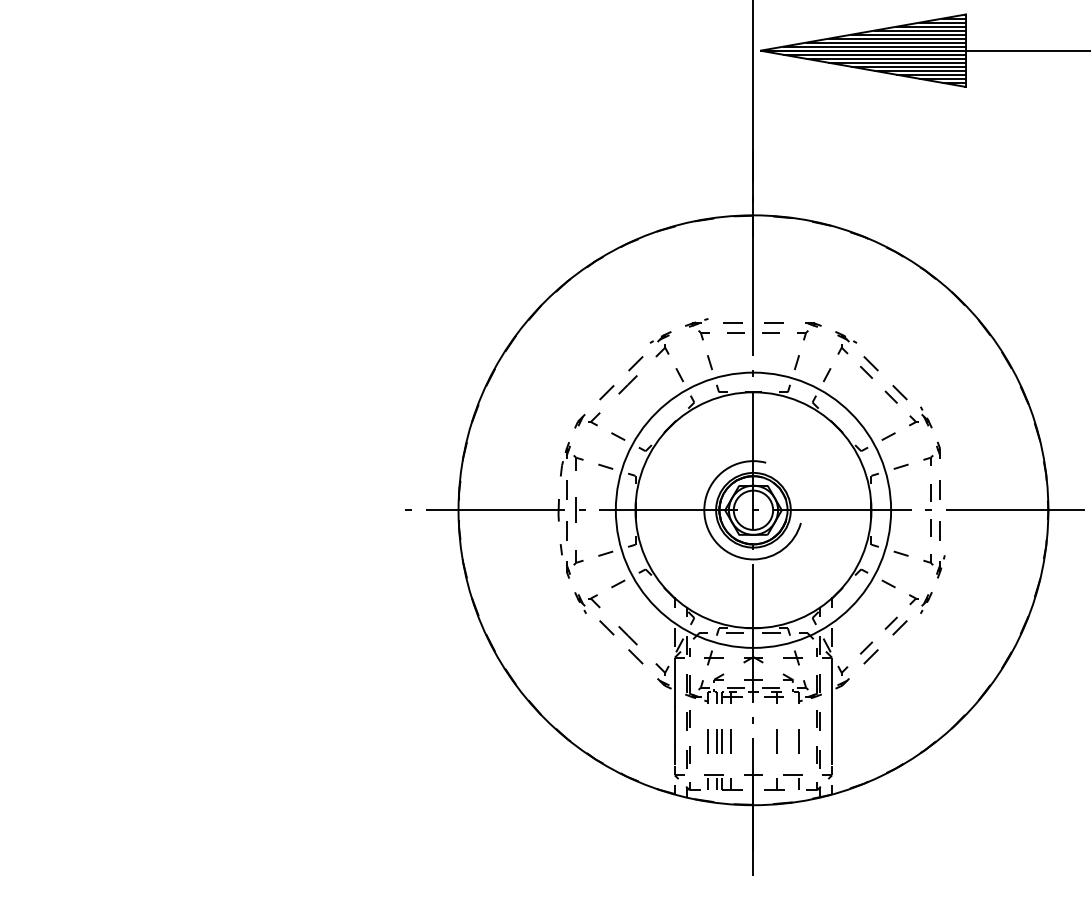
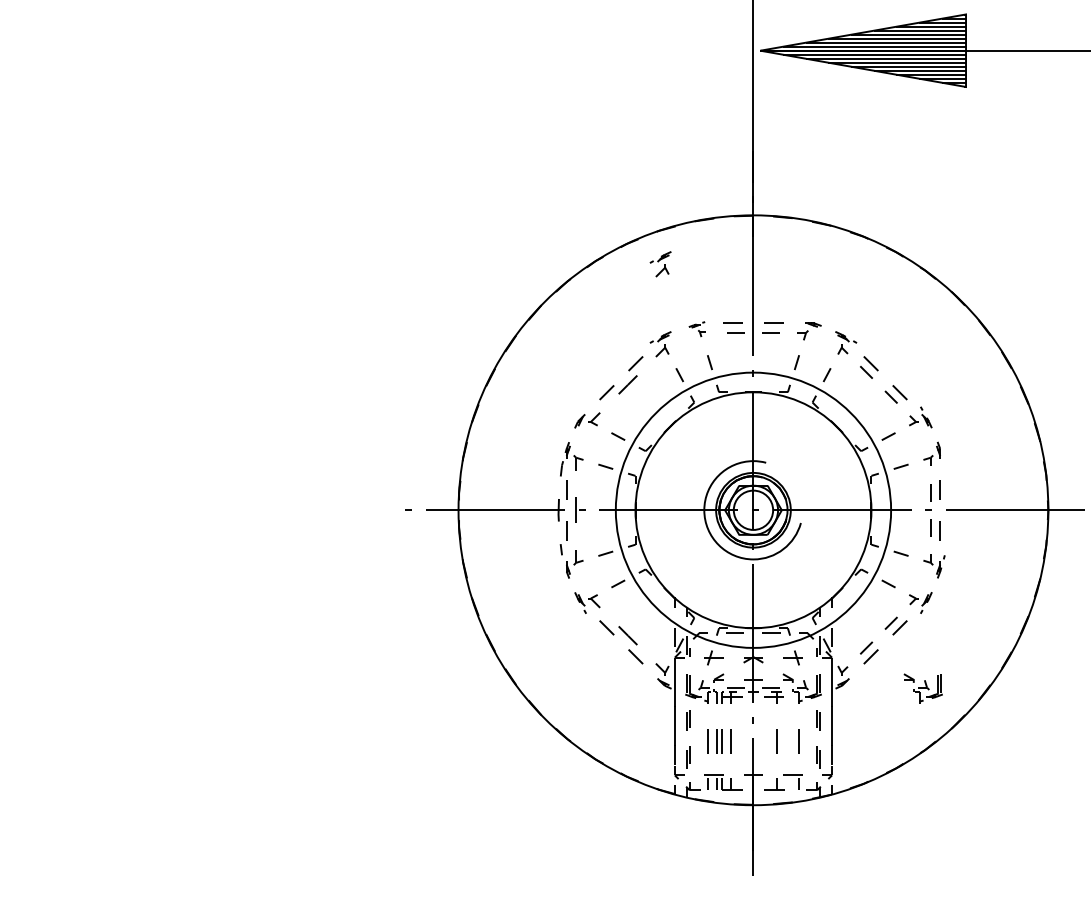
part: none -> present (660, 264)
part size: 25x23 px -> 18x17 px (696, 329)
part: none -> present (922, 688)
